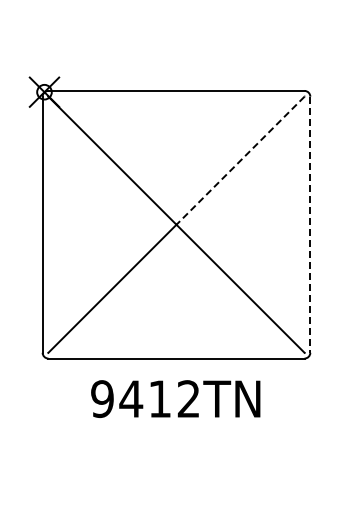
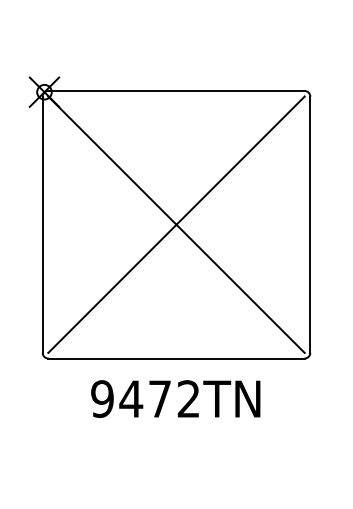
line: dashed -> solid (240, 160)
line: dashed -> solid (310, 225)
text: 9412TN -> 9472TN (159, 398)
